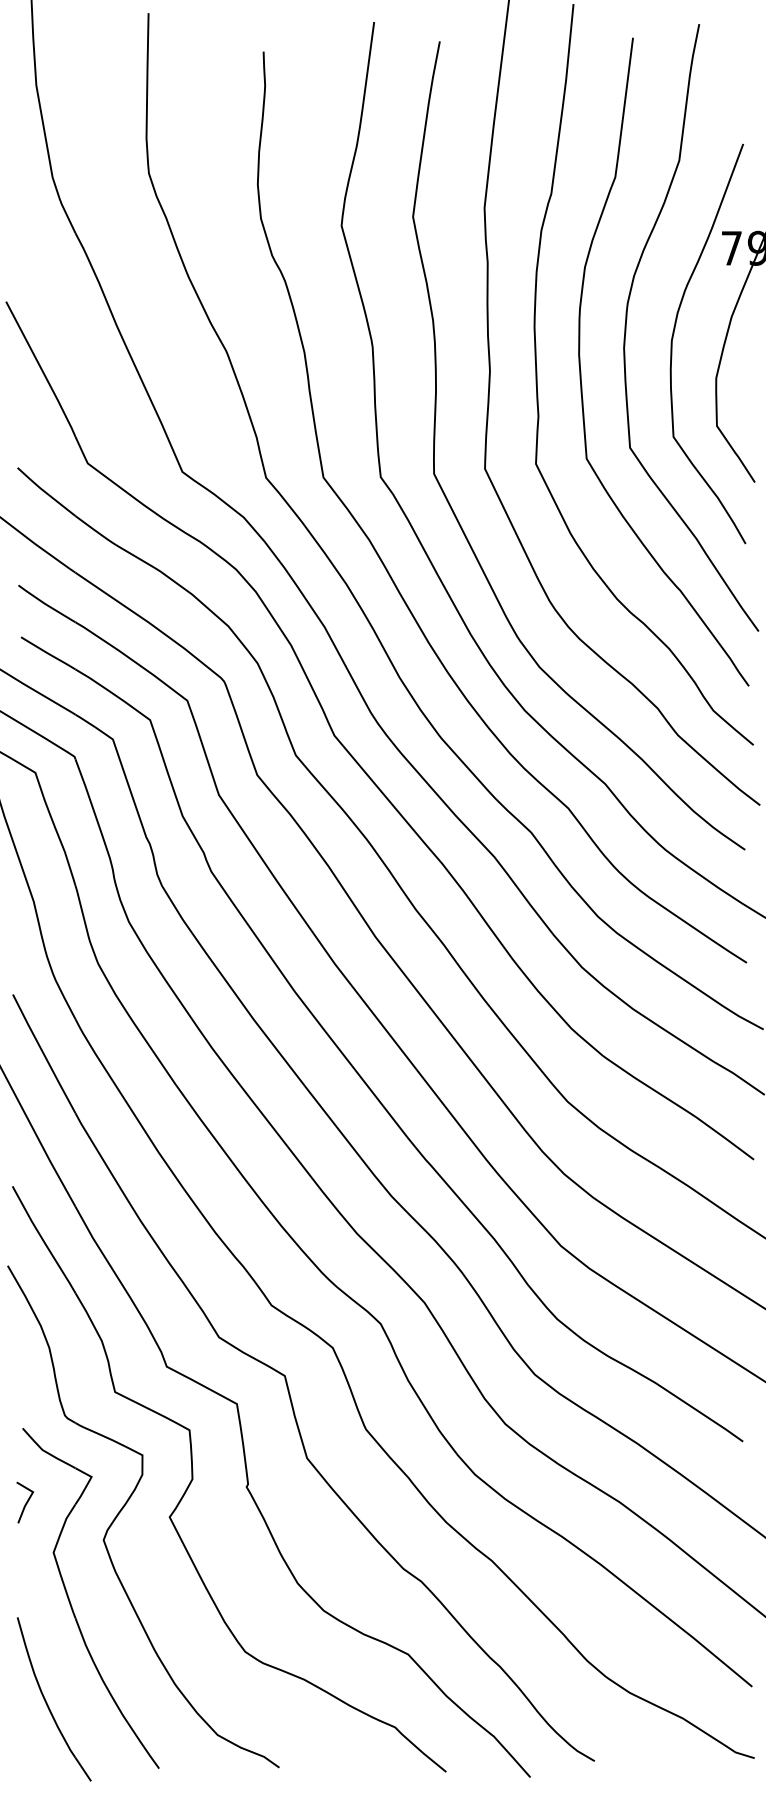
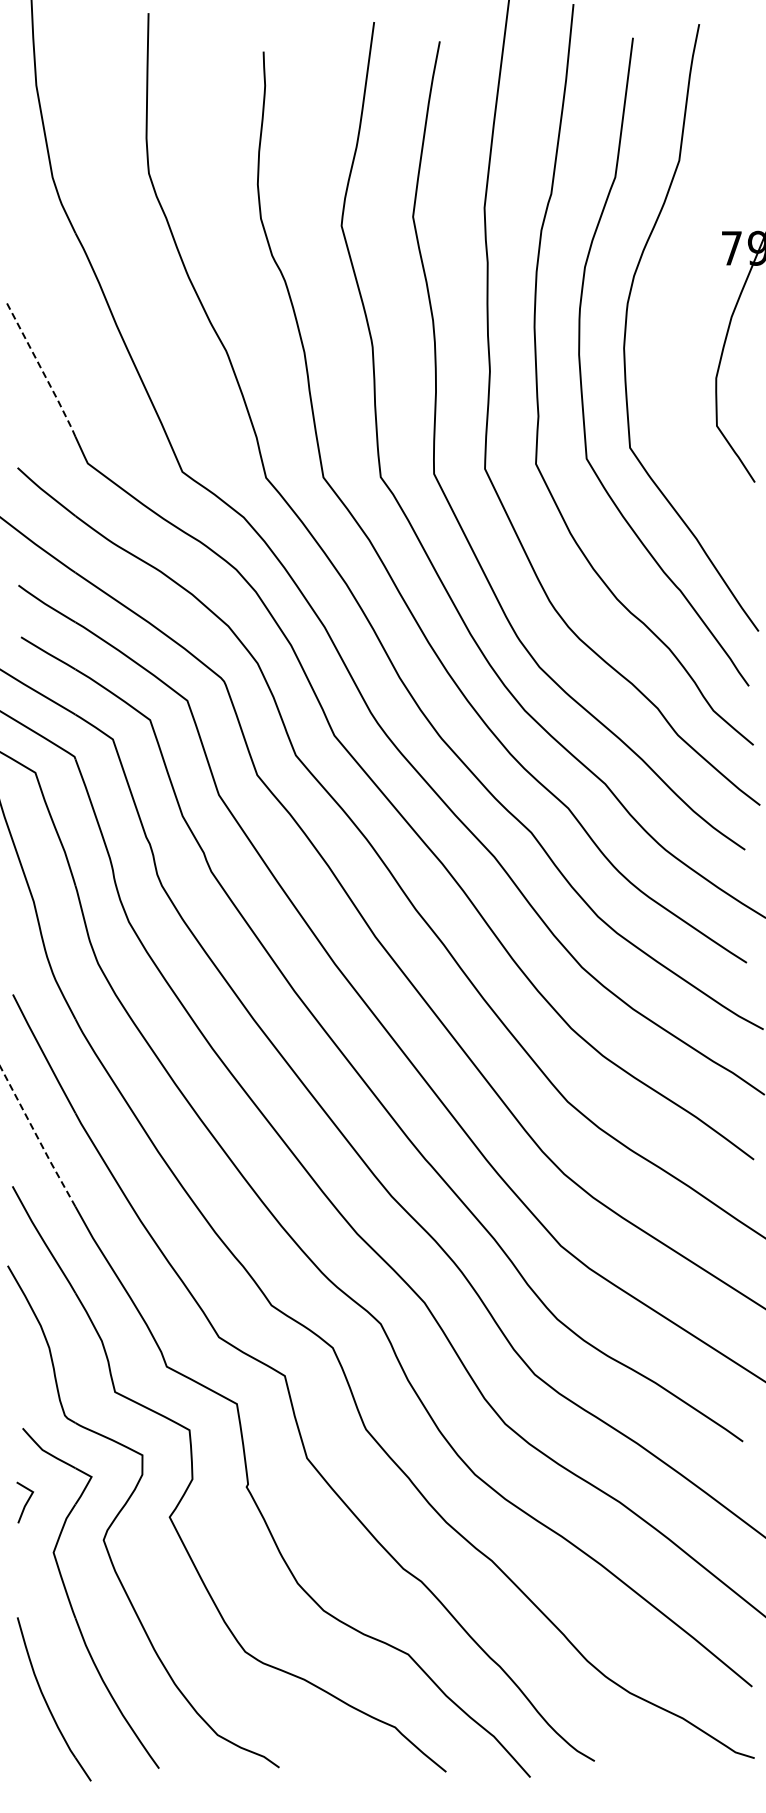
curve: present -> none (673, 338)
line: solid -> dashed (42, 370)
line: solid -> dashed (37, 1137)
